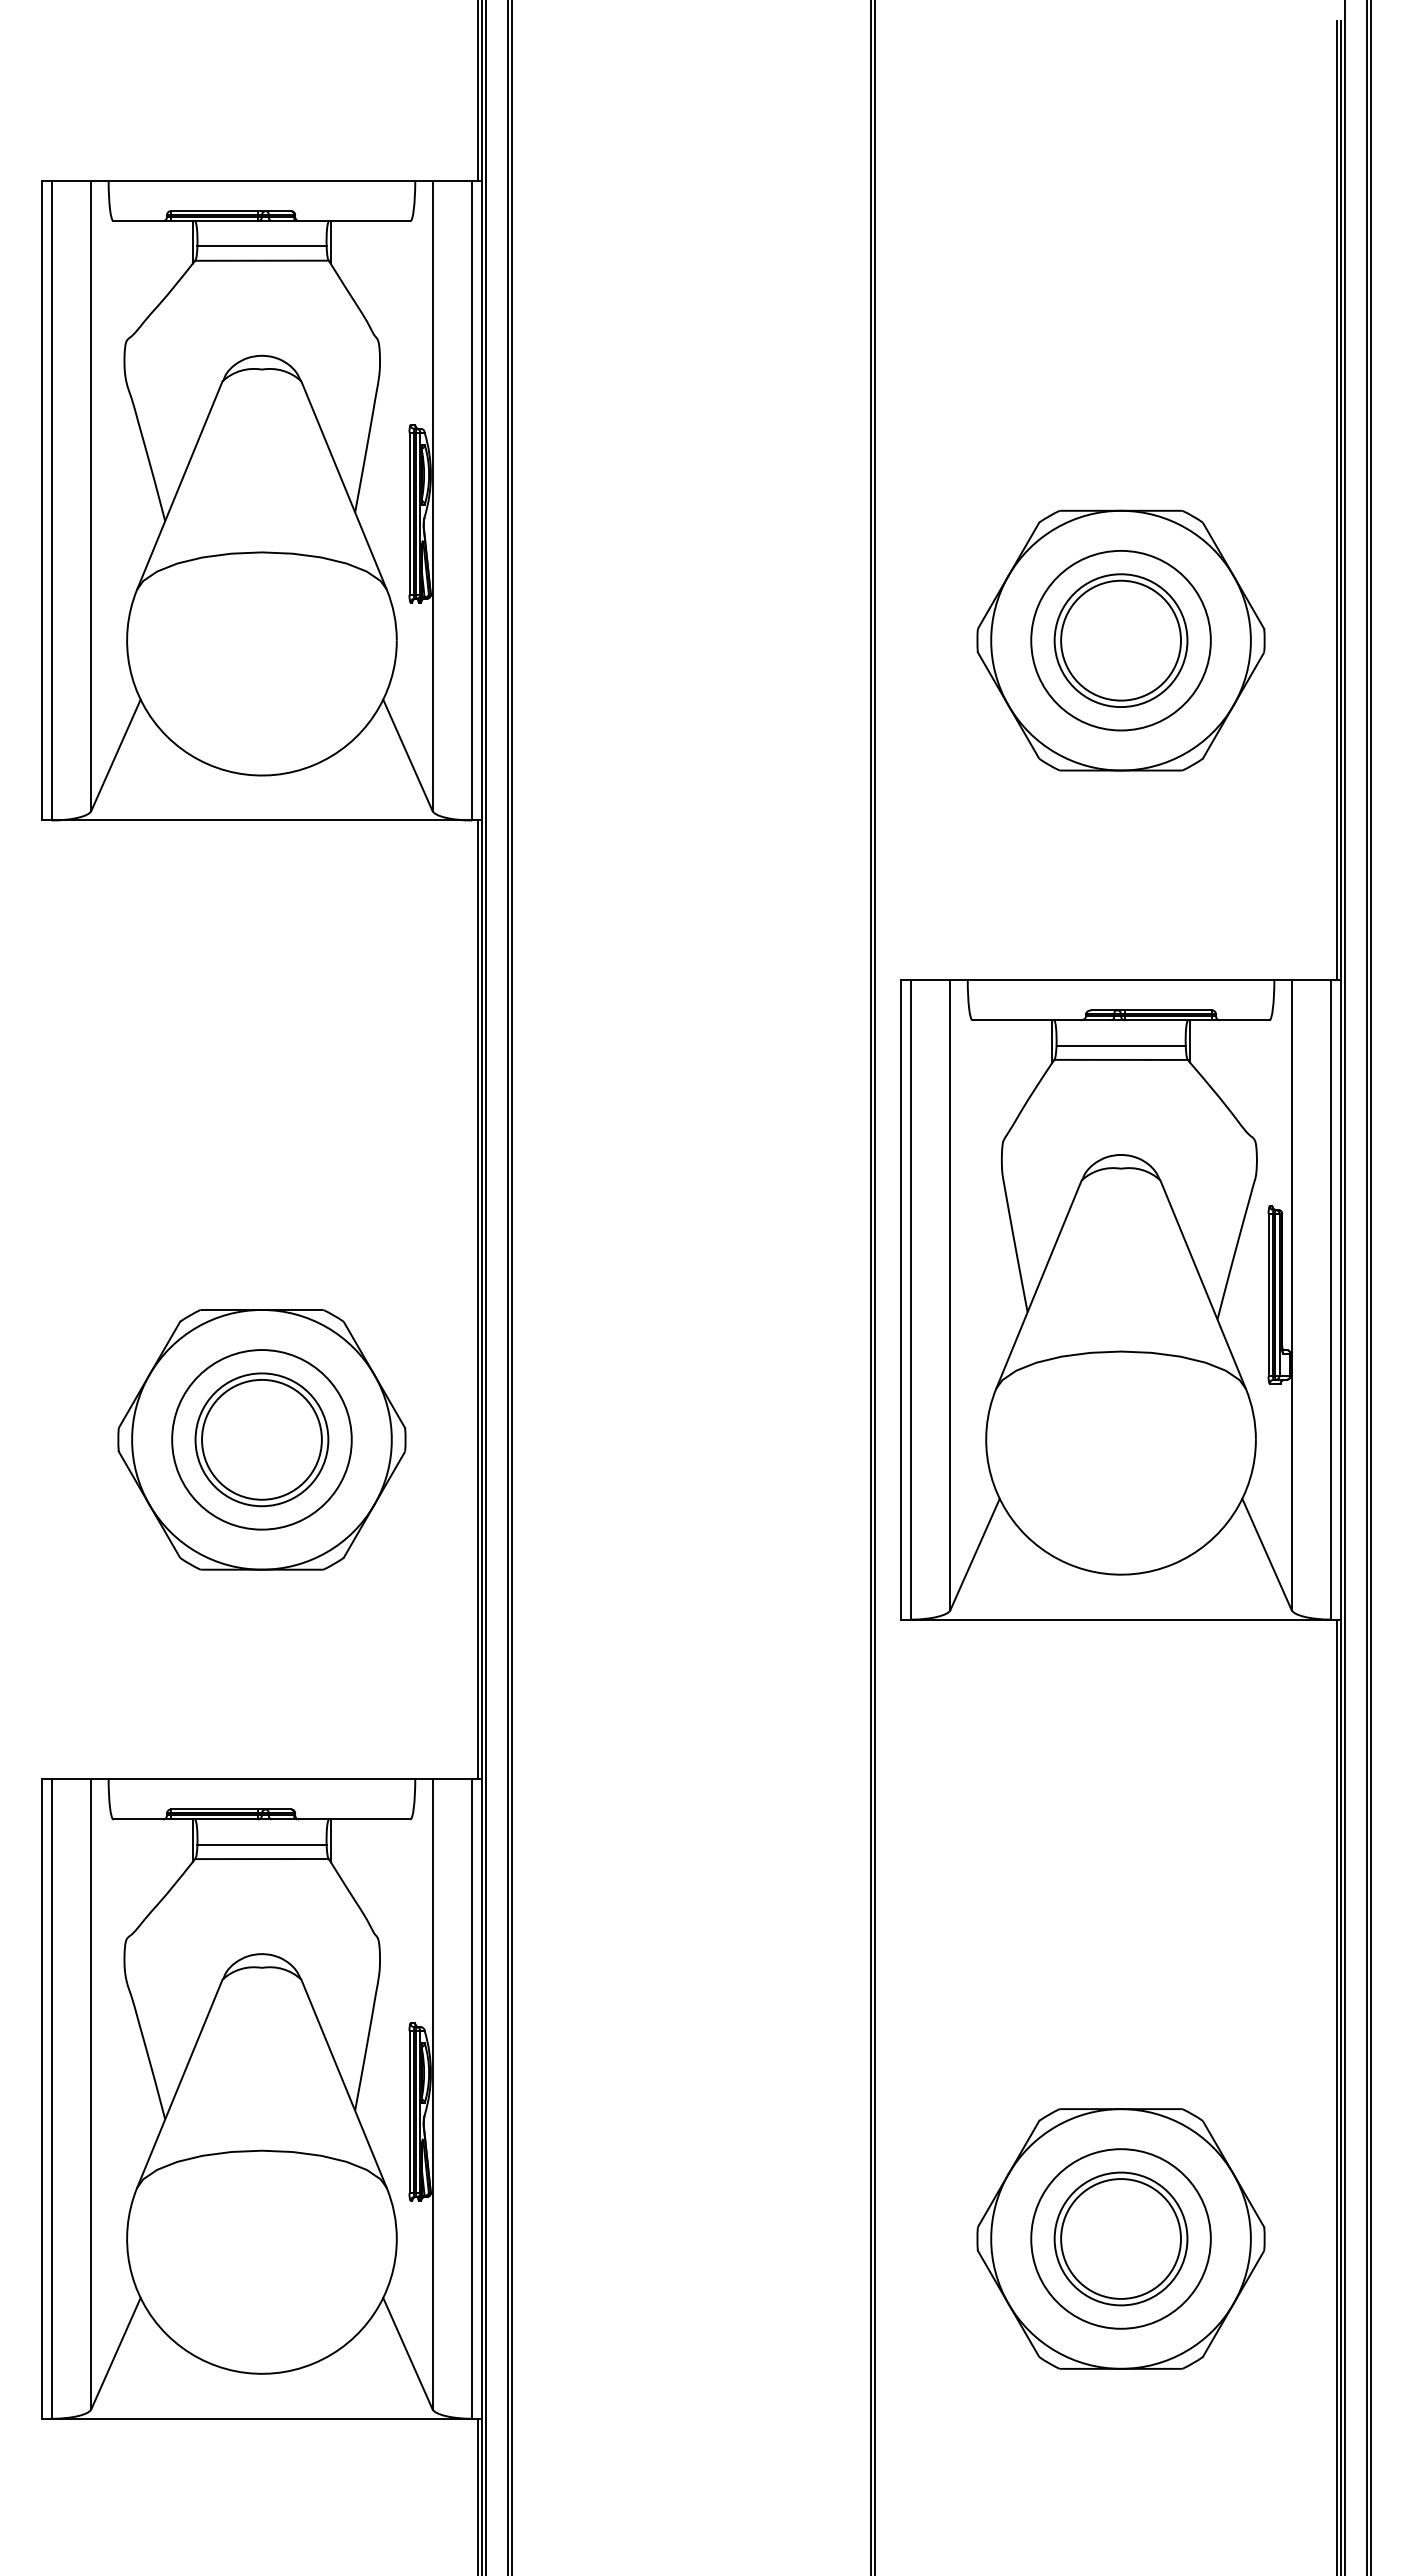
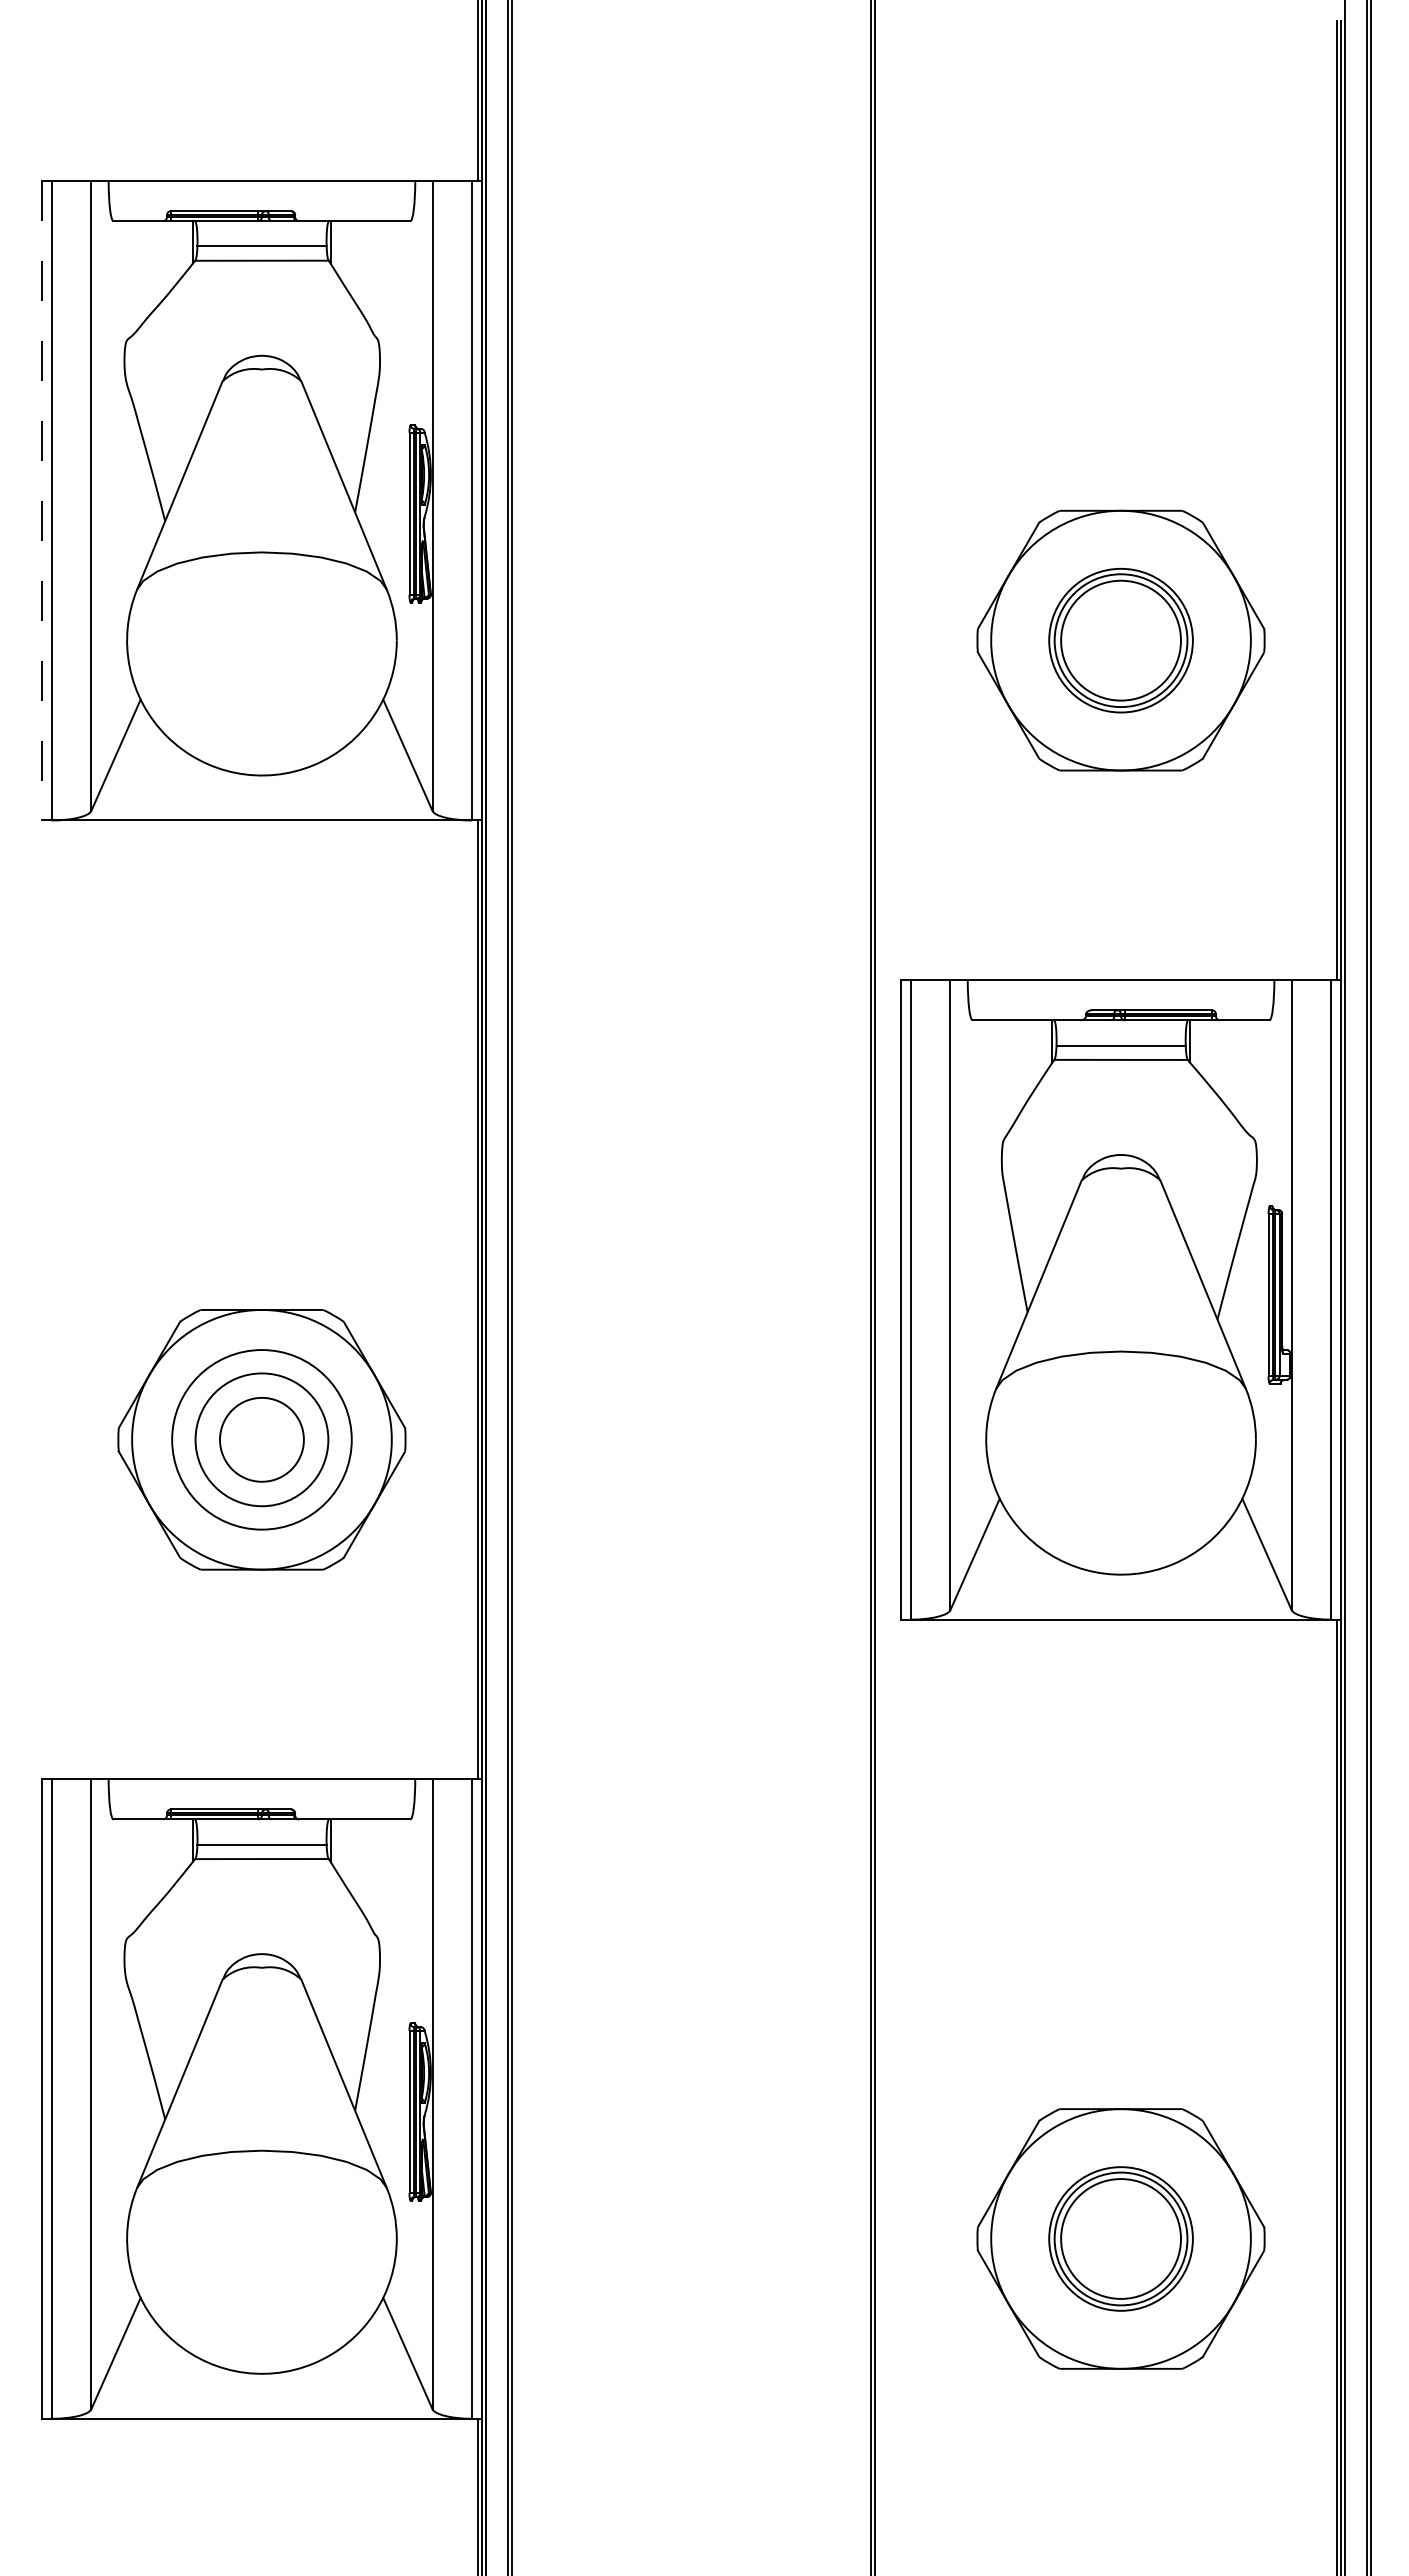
line: solid -> dashed (42, 500)
circle diameter: 180 px -> 144 px (1120, 640)
circle diameter: 120 px -> 84 px (261, 1439)
circle diameter: 180 px -> 144 px (1120, 2238)
